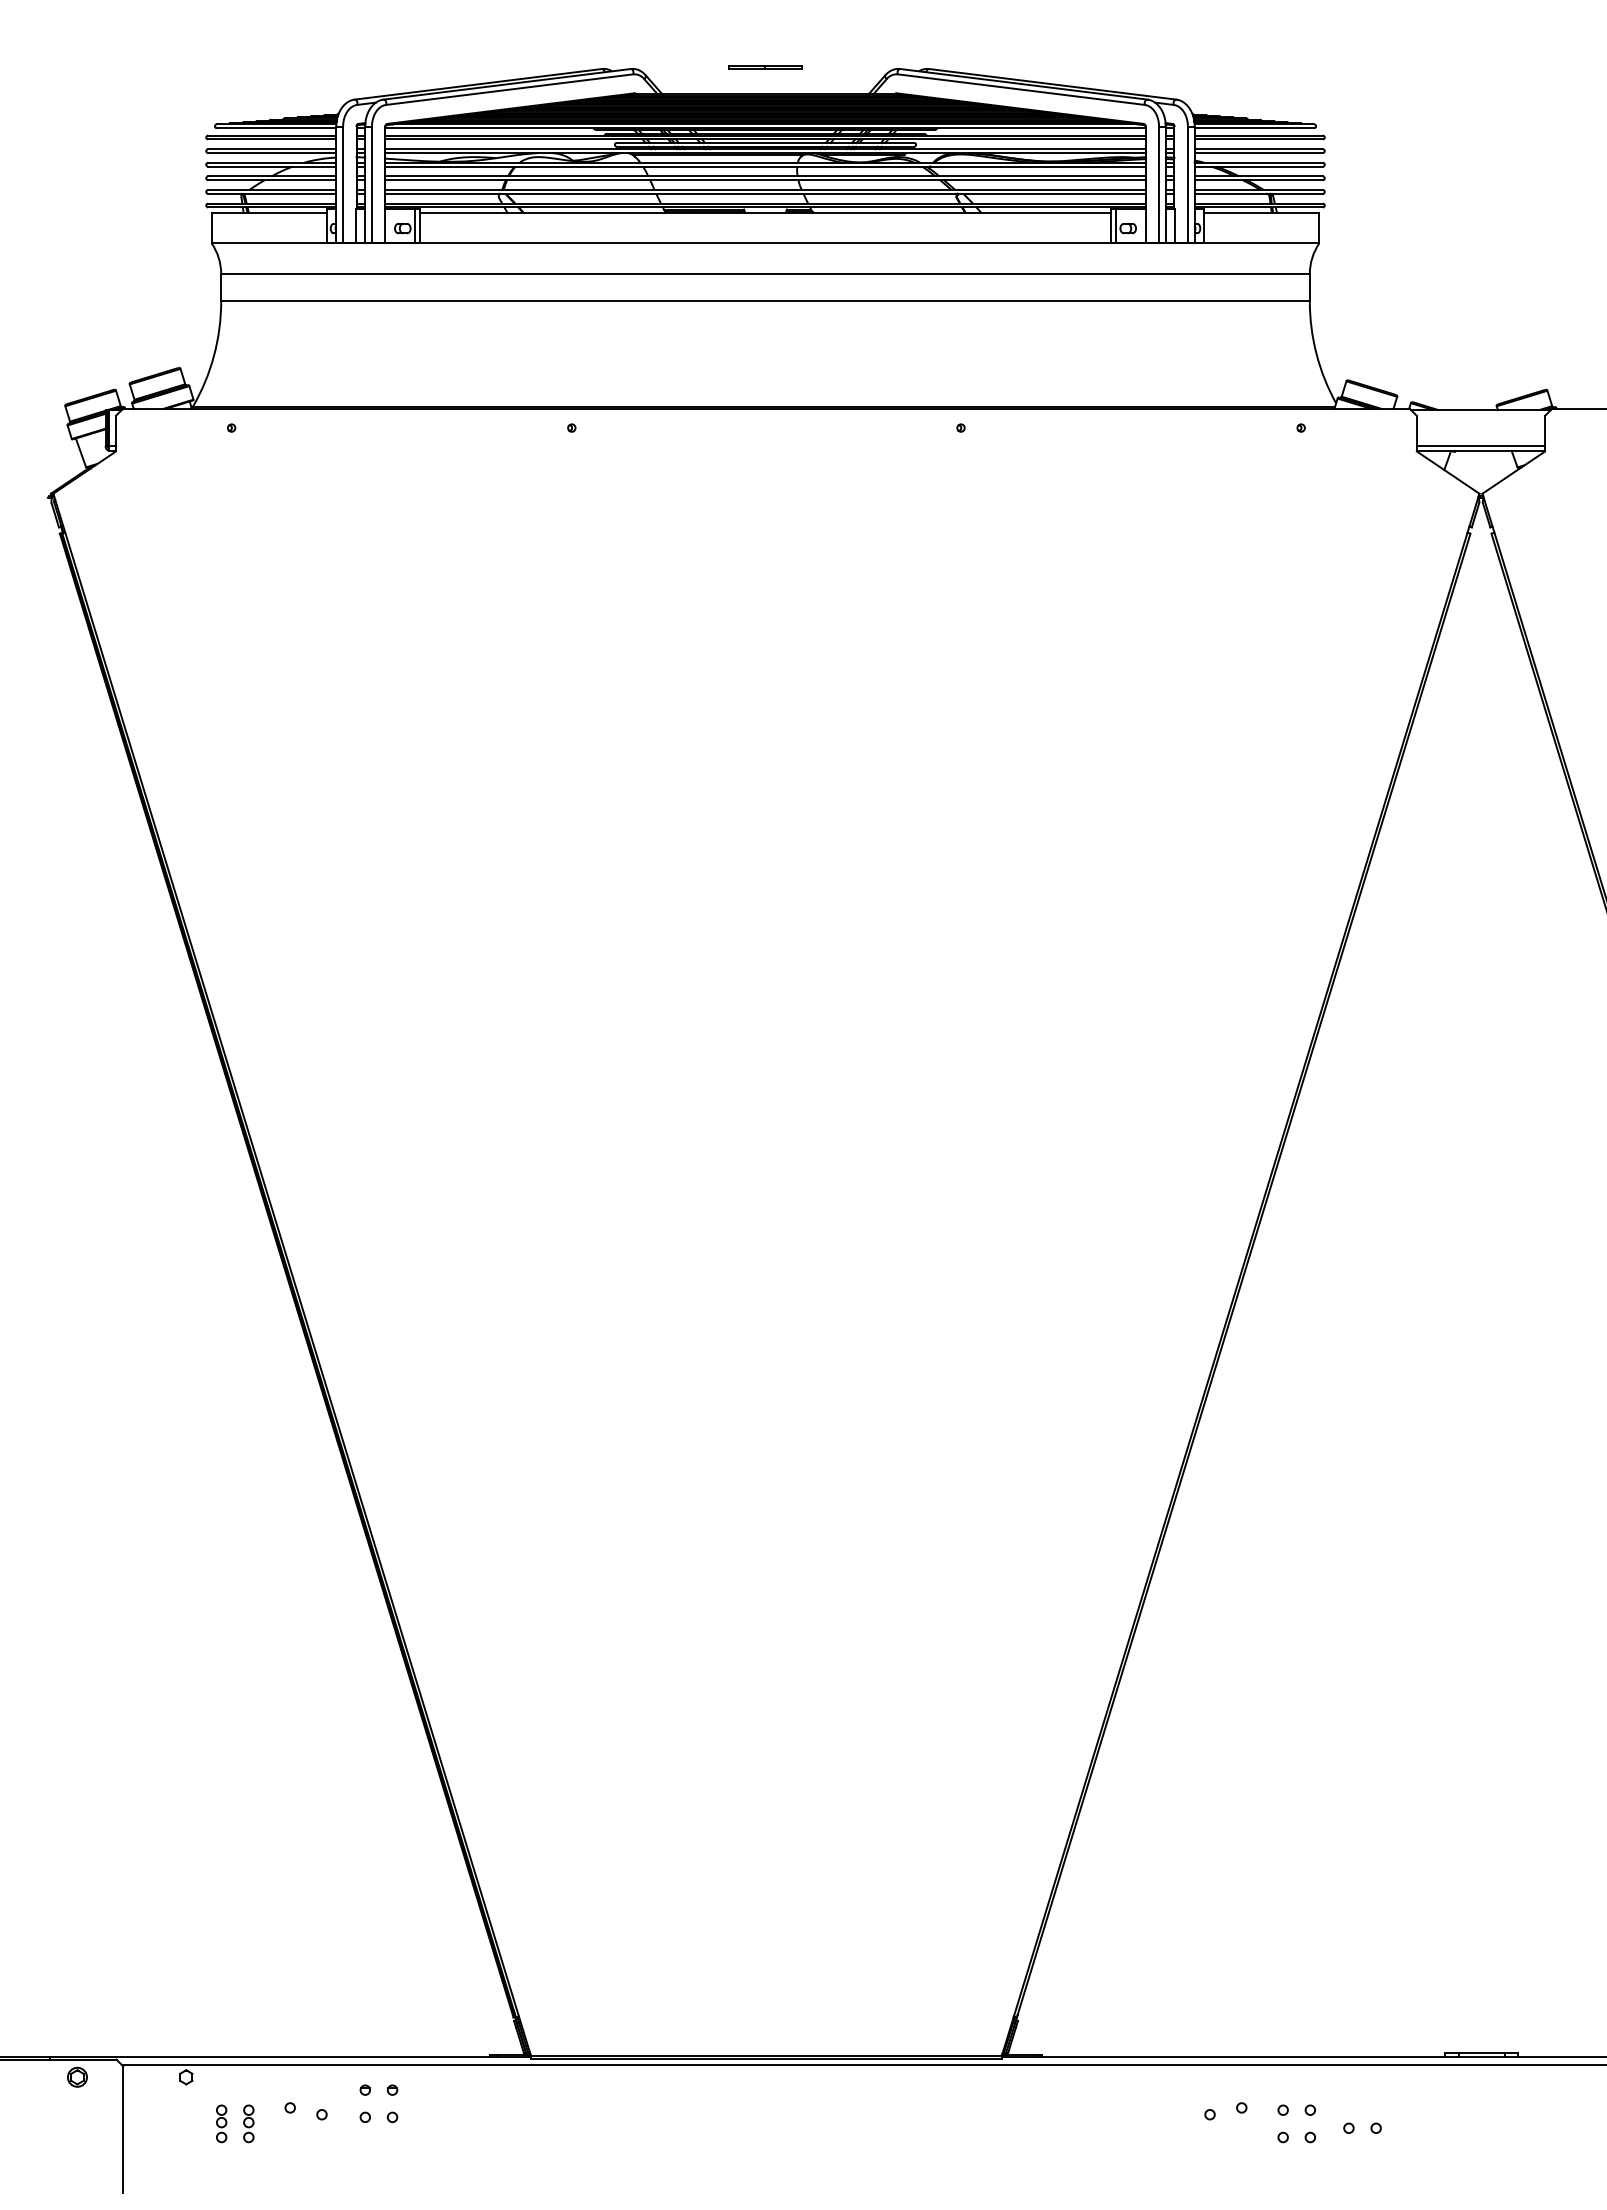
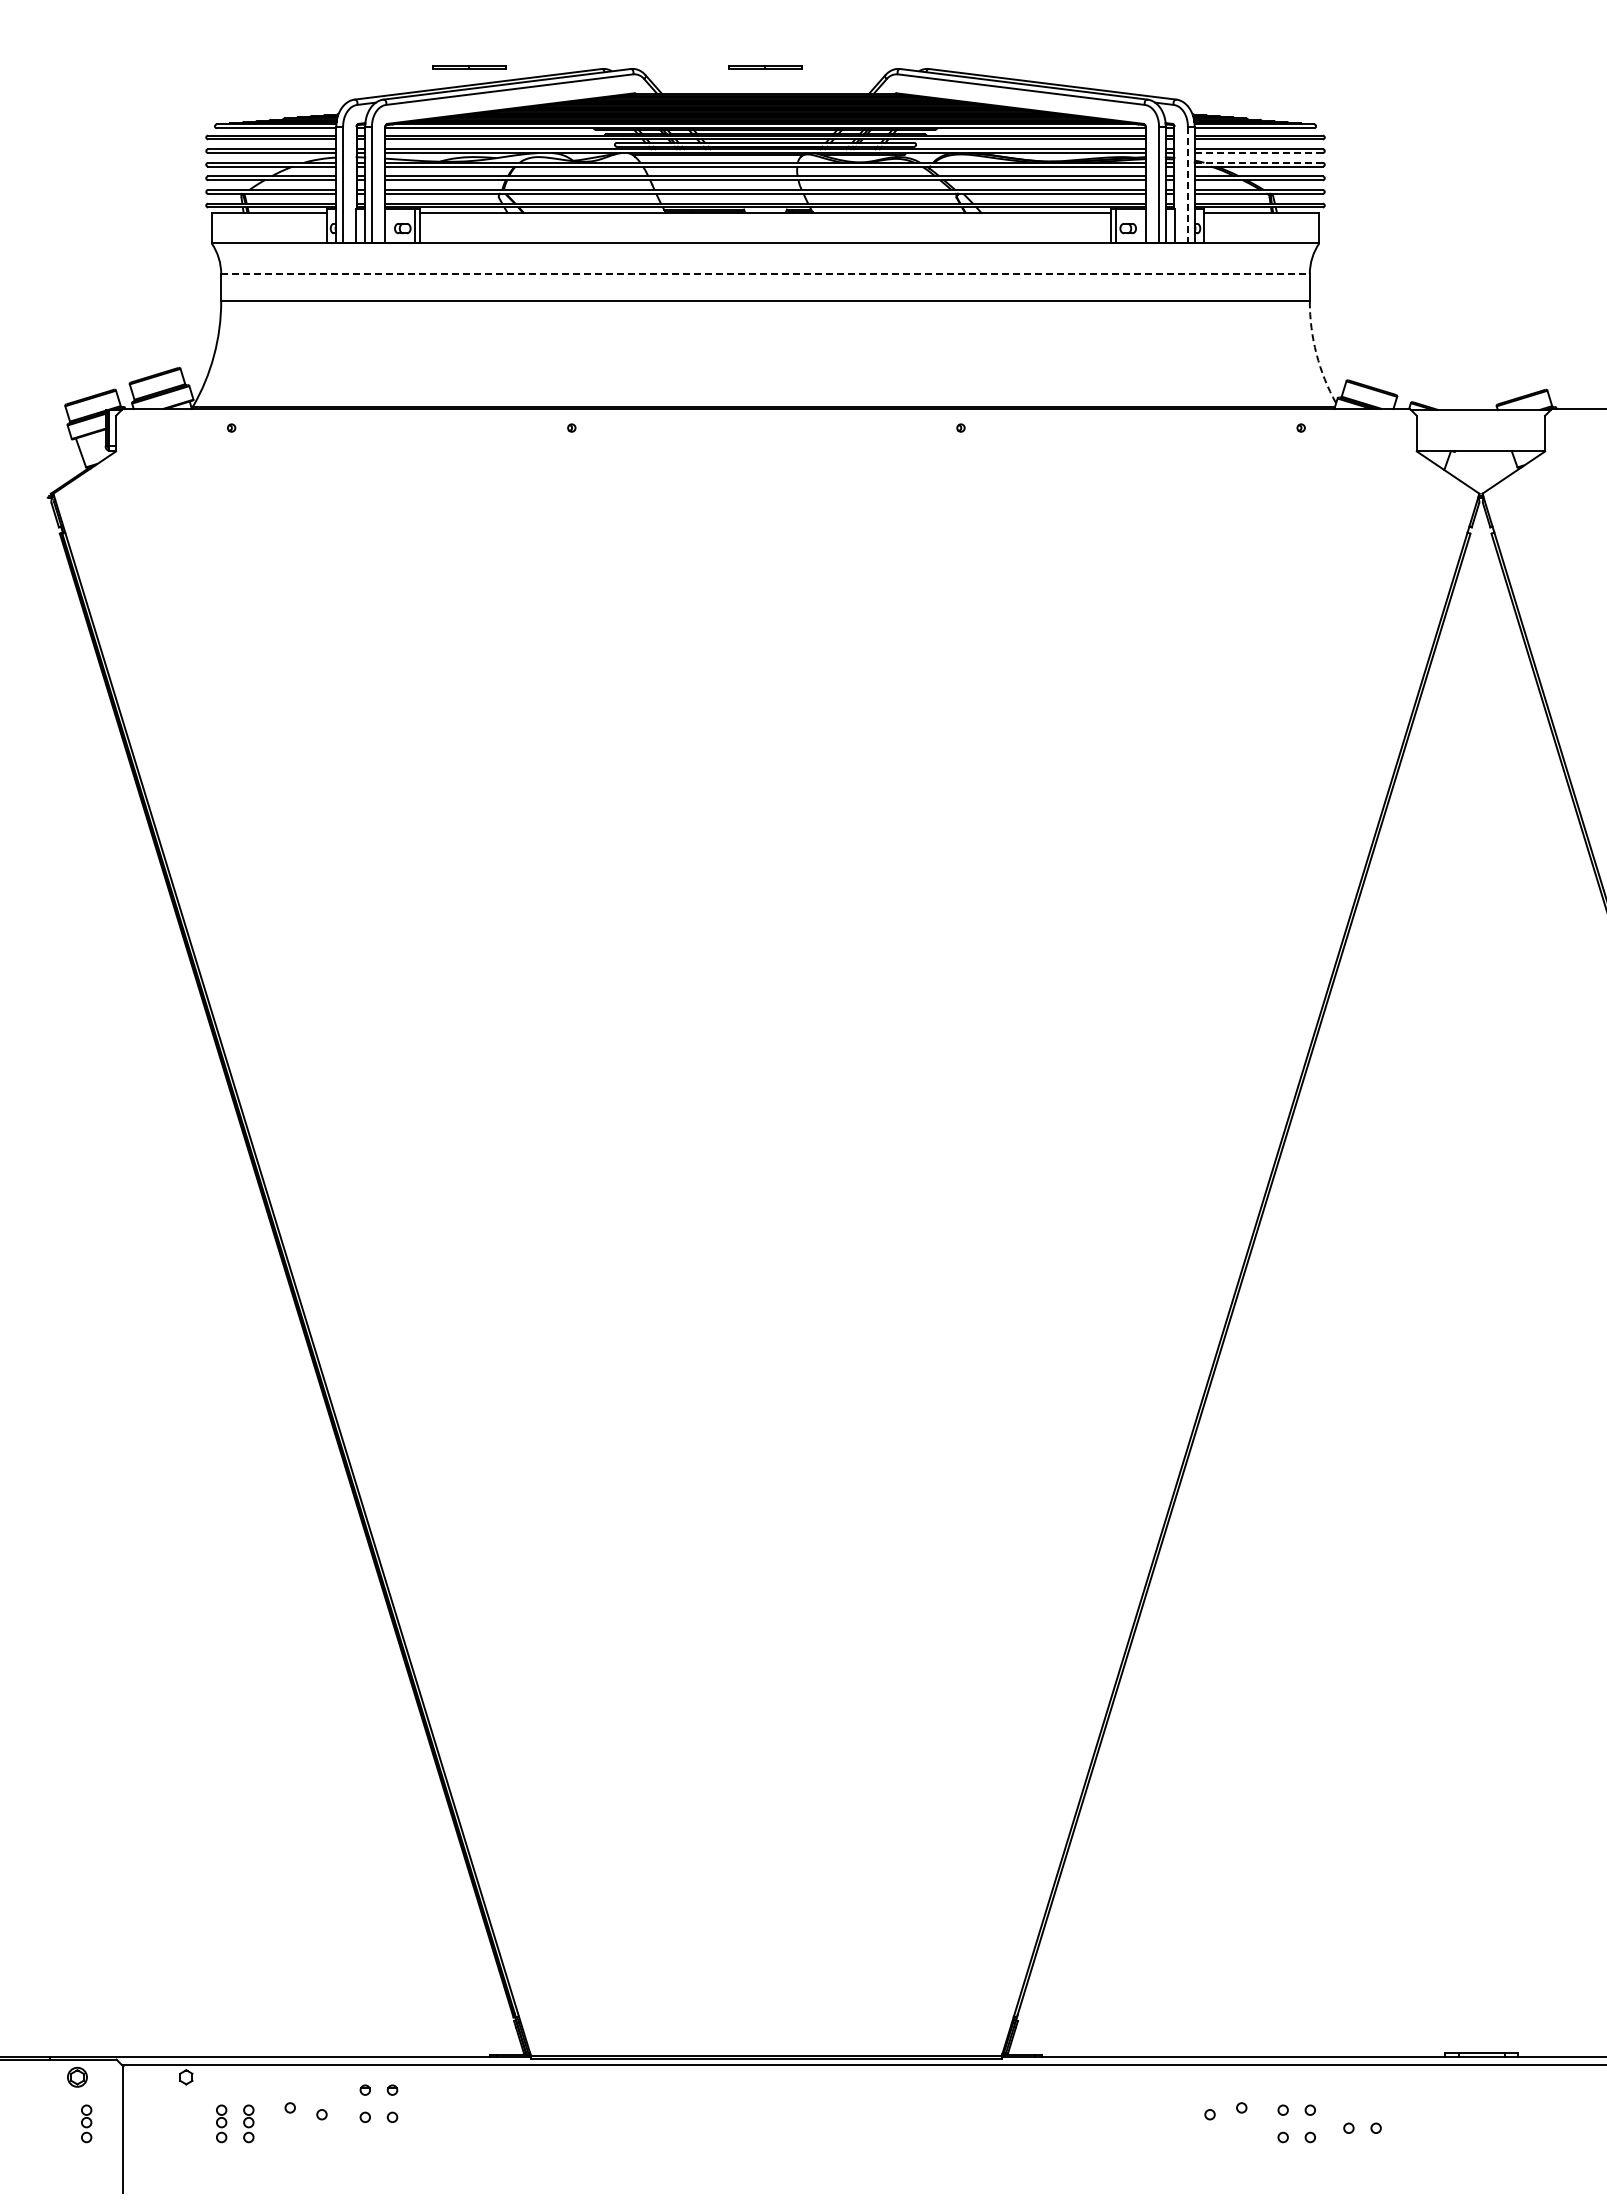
line: none -> present (469, 67)
line: solid -> dashed (1259, 153)
line: solid -> dashed (1258, 162)
line: solid -> dashed (1187, 184)
line: solid -> dashed (766, 274)
arc: solid -> dashed (1316, 353)
line: present -> none (1480, 446)
part: none -> present (86, 2123)
